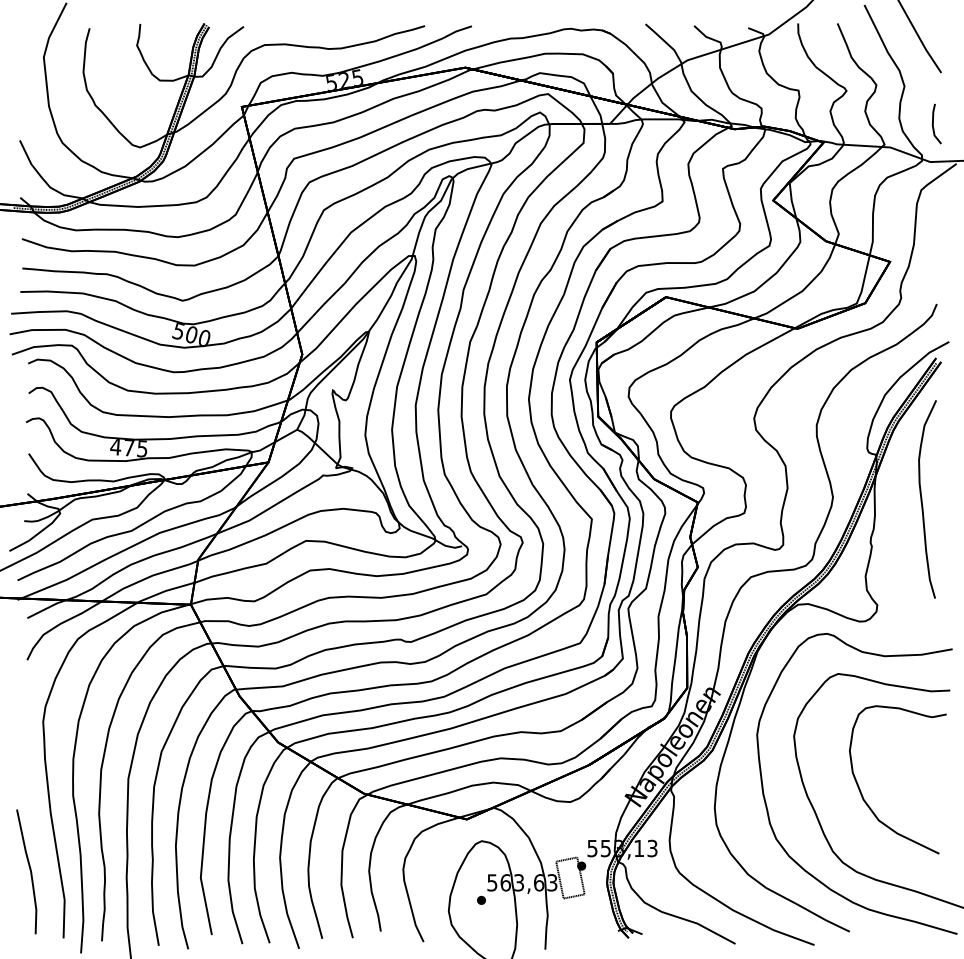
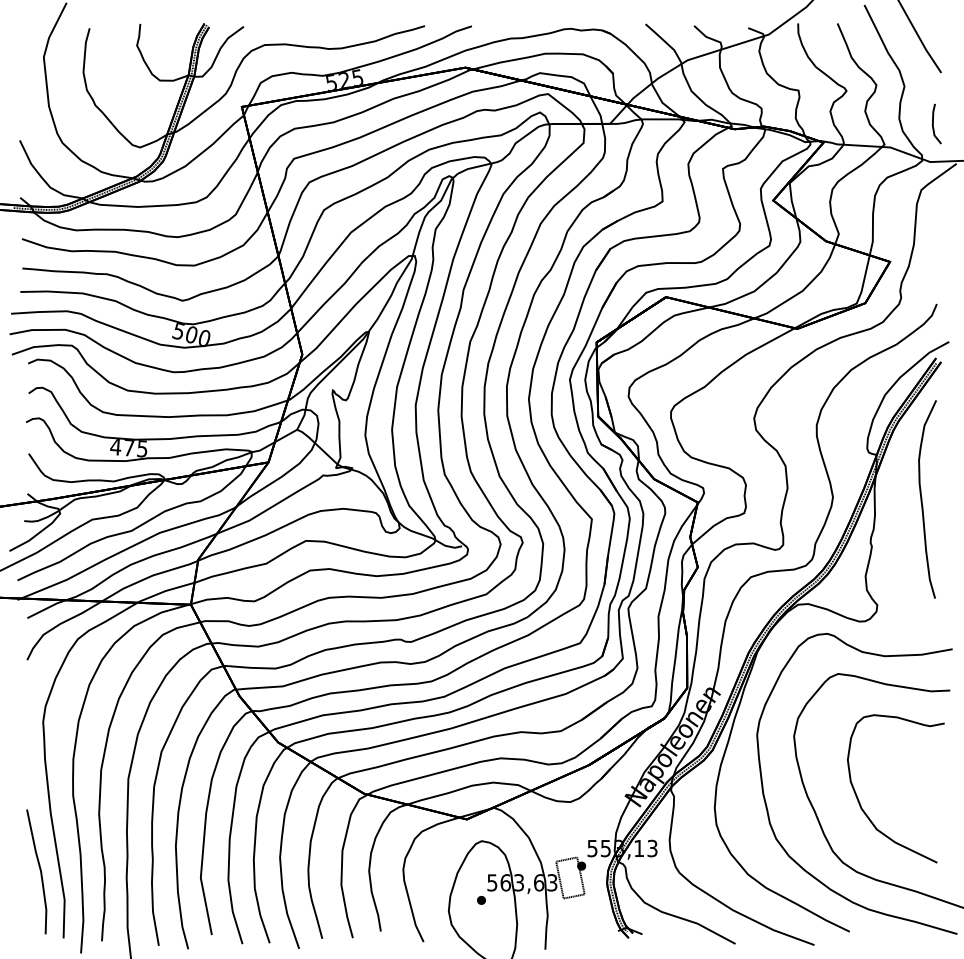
curve position: (862, 793) -> (860, 802) (860, 802)
curve position: (29, 870) -> (39, 870) (39, 870)
